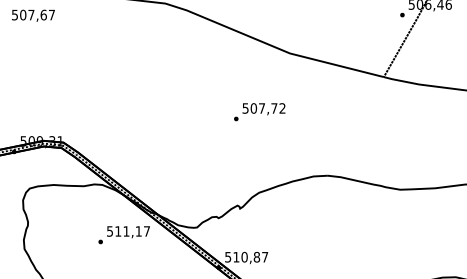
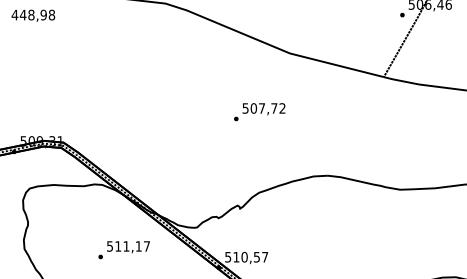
text: 507,67 -> 448,98 (33, 14)
text position: (123, 235) -> (123, 250) (123, 250)
text: 510,87 -> 510,57 (256, 257)
